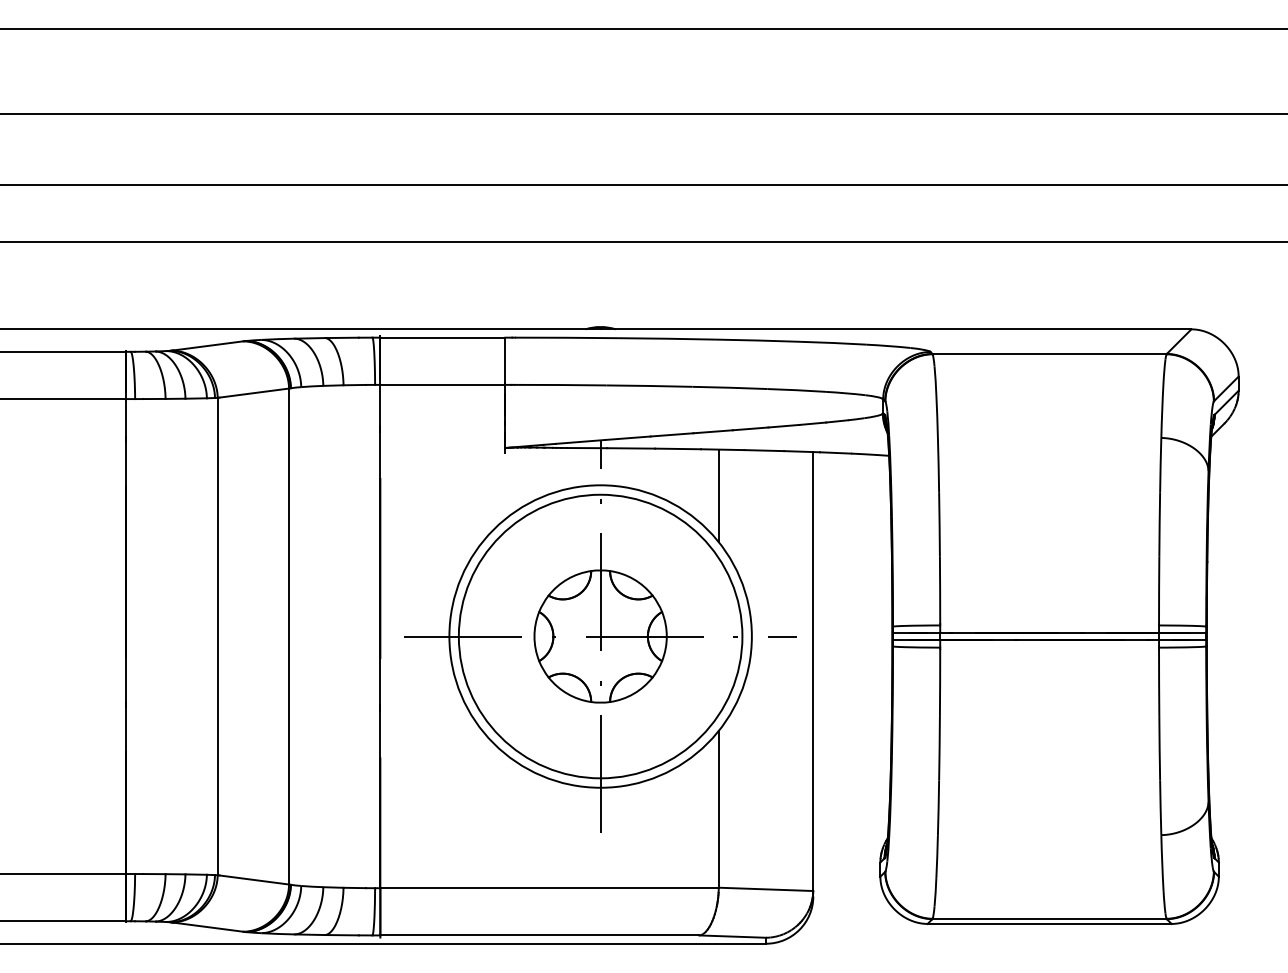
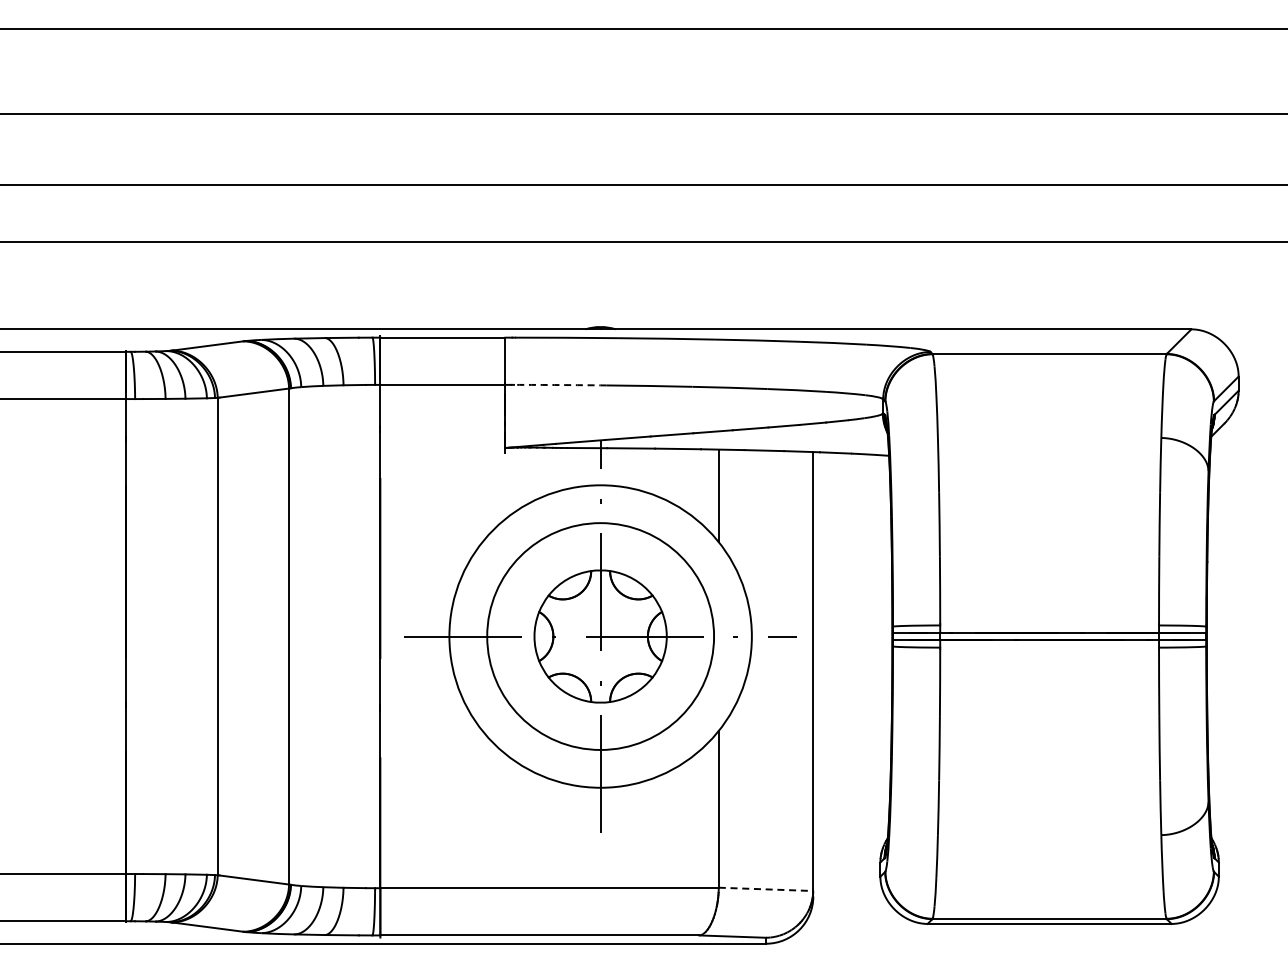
arc: solid -> dashed (560, 385)
circle diameter: 284 px -> 227 px (600, 636)
line: solid -> dashed (766, 889)
